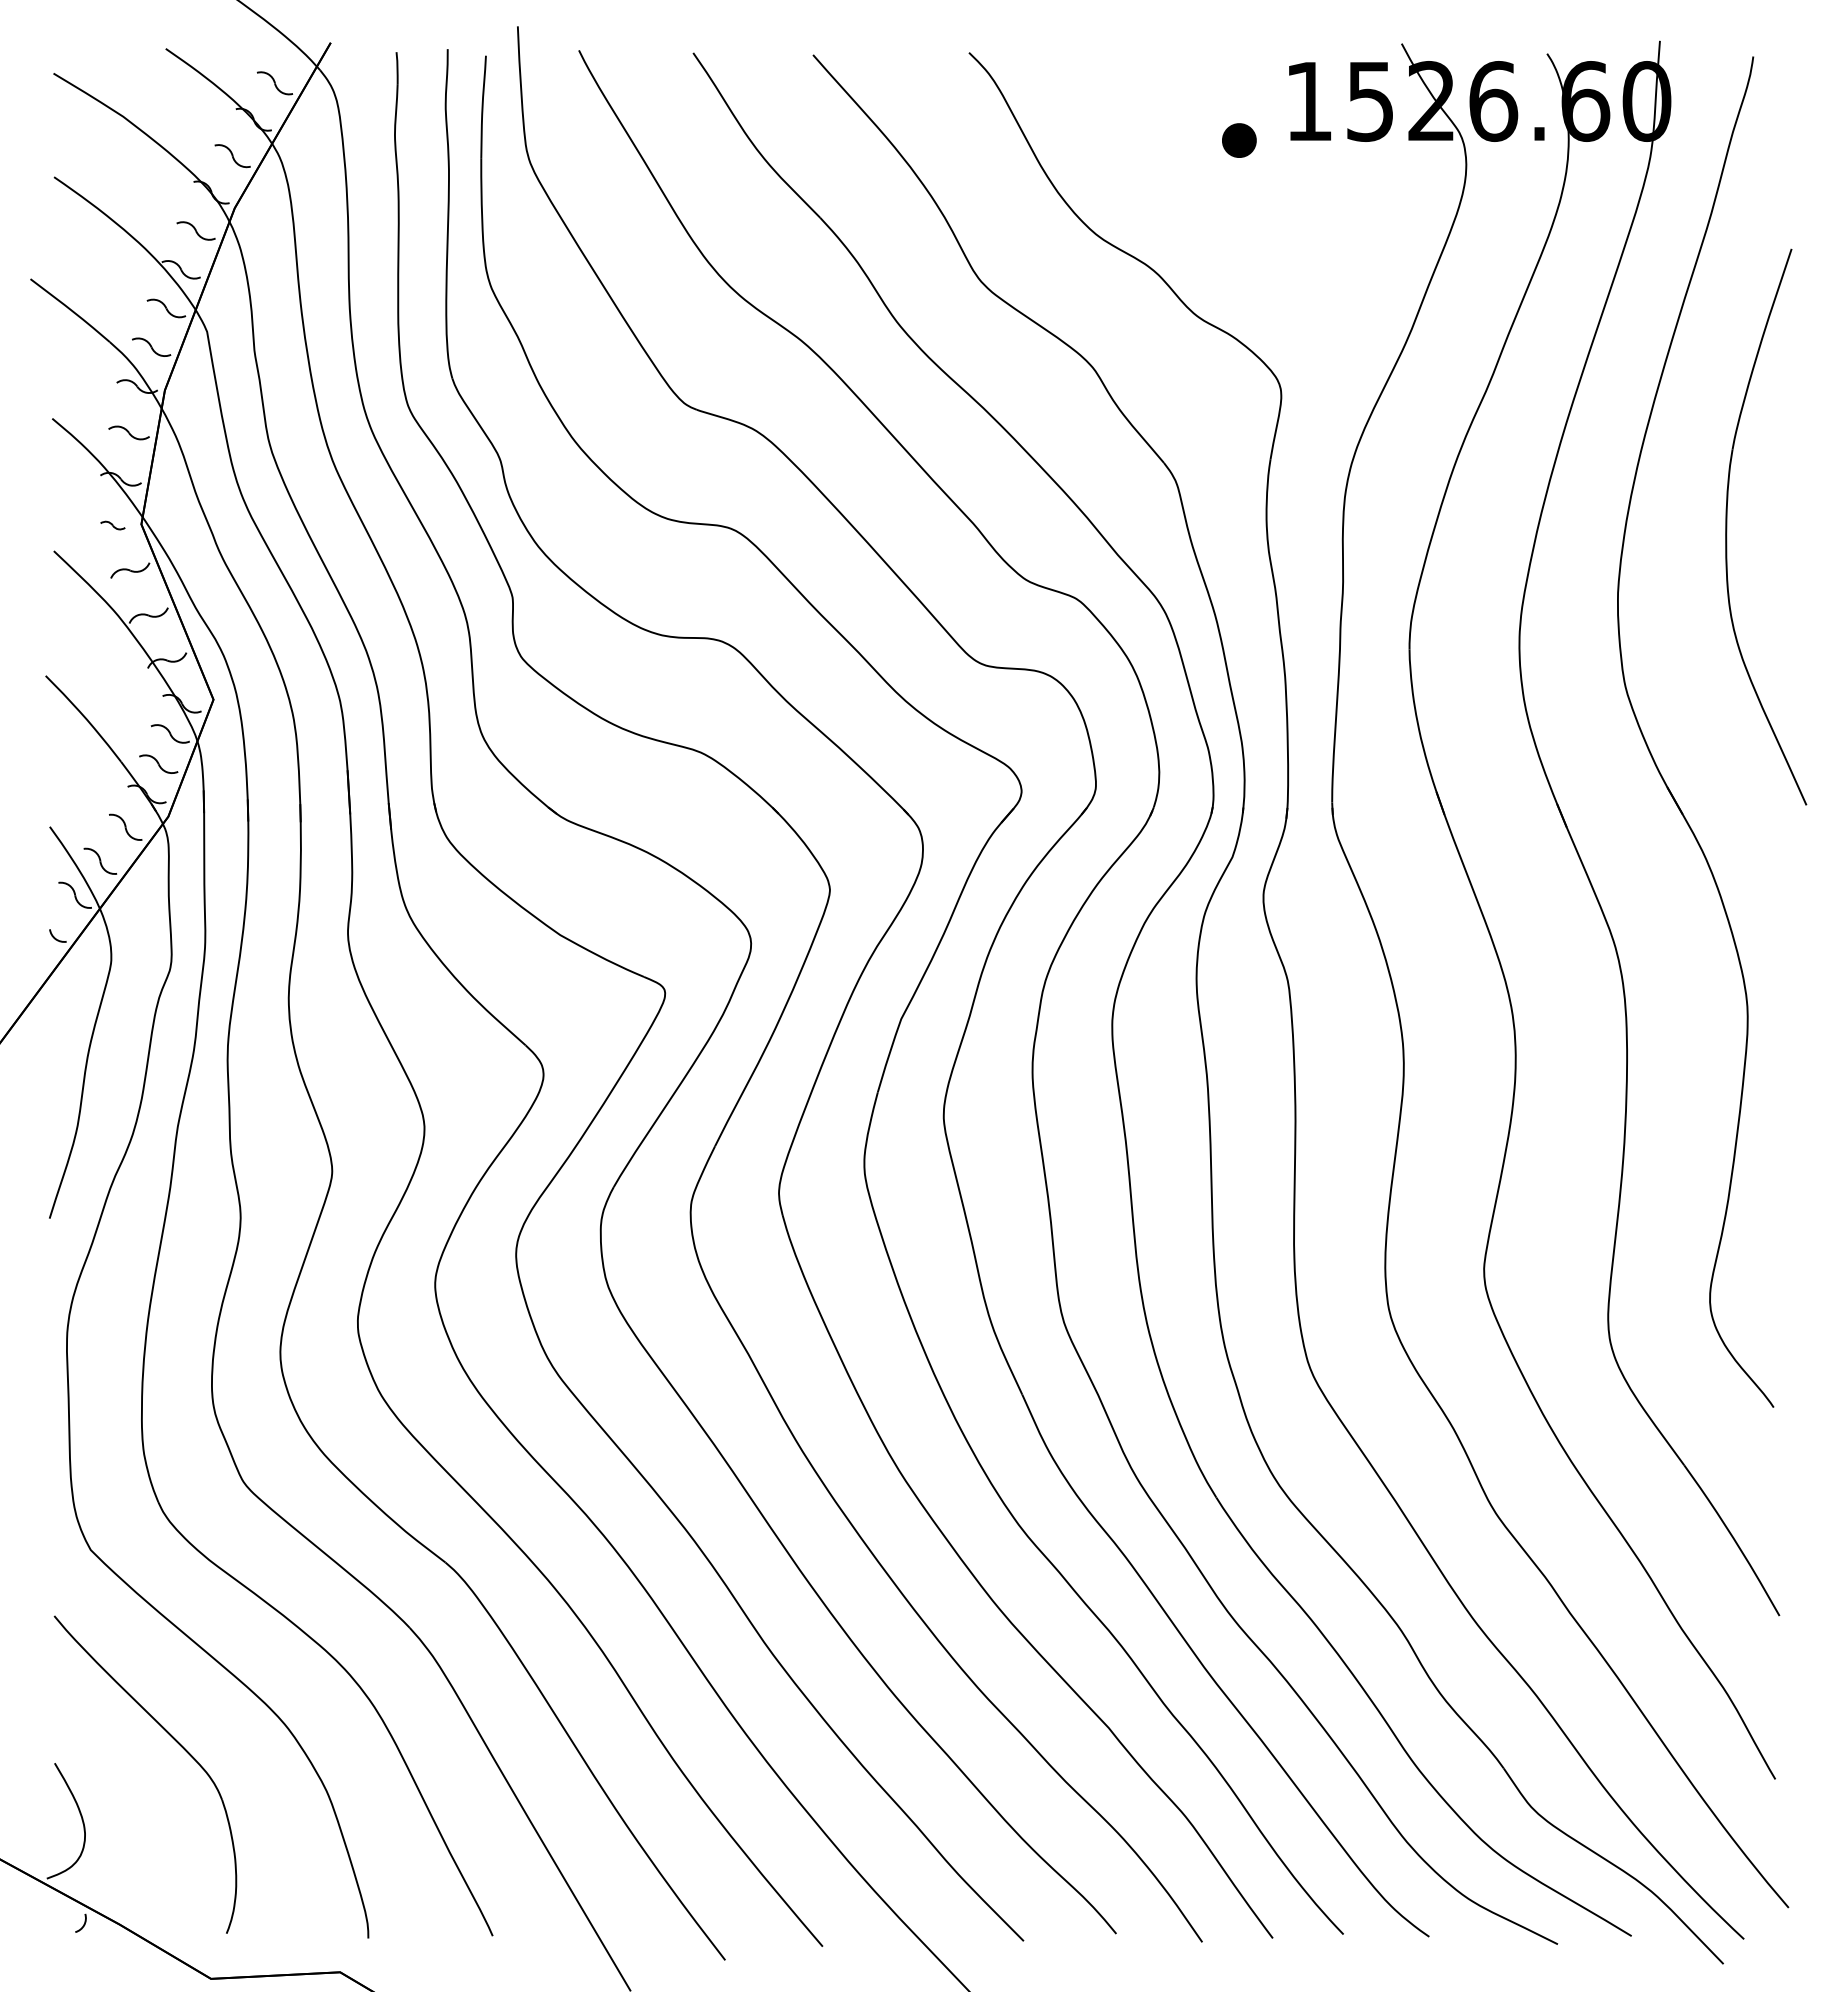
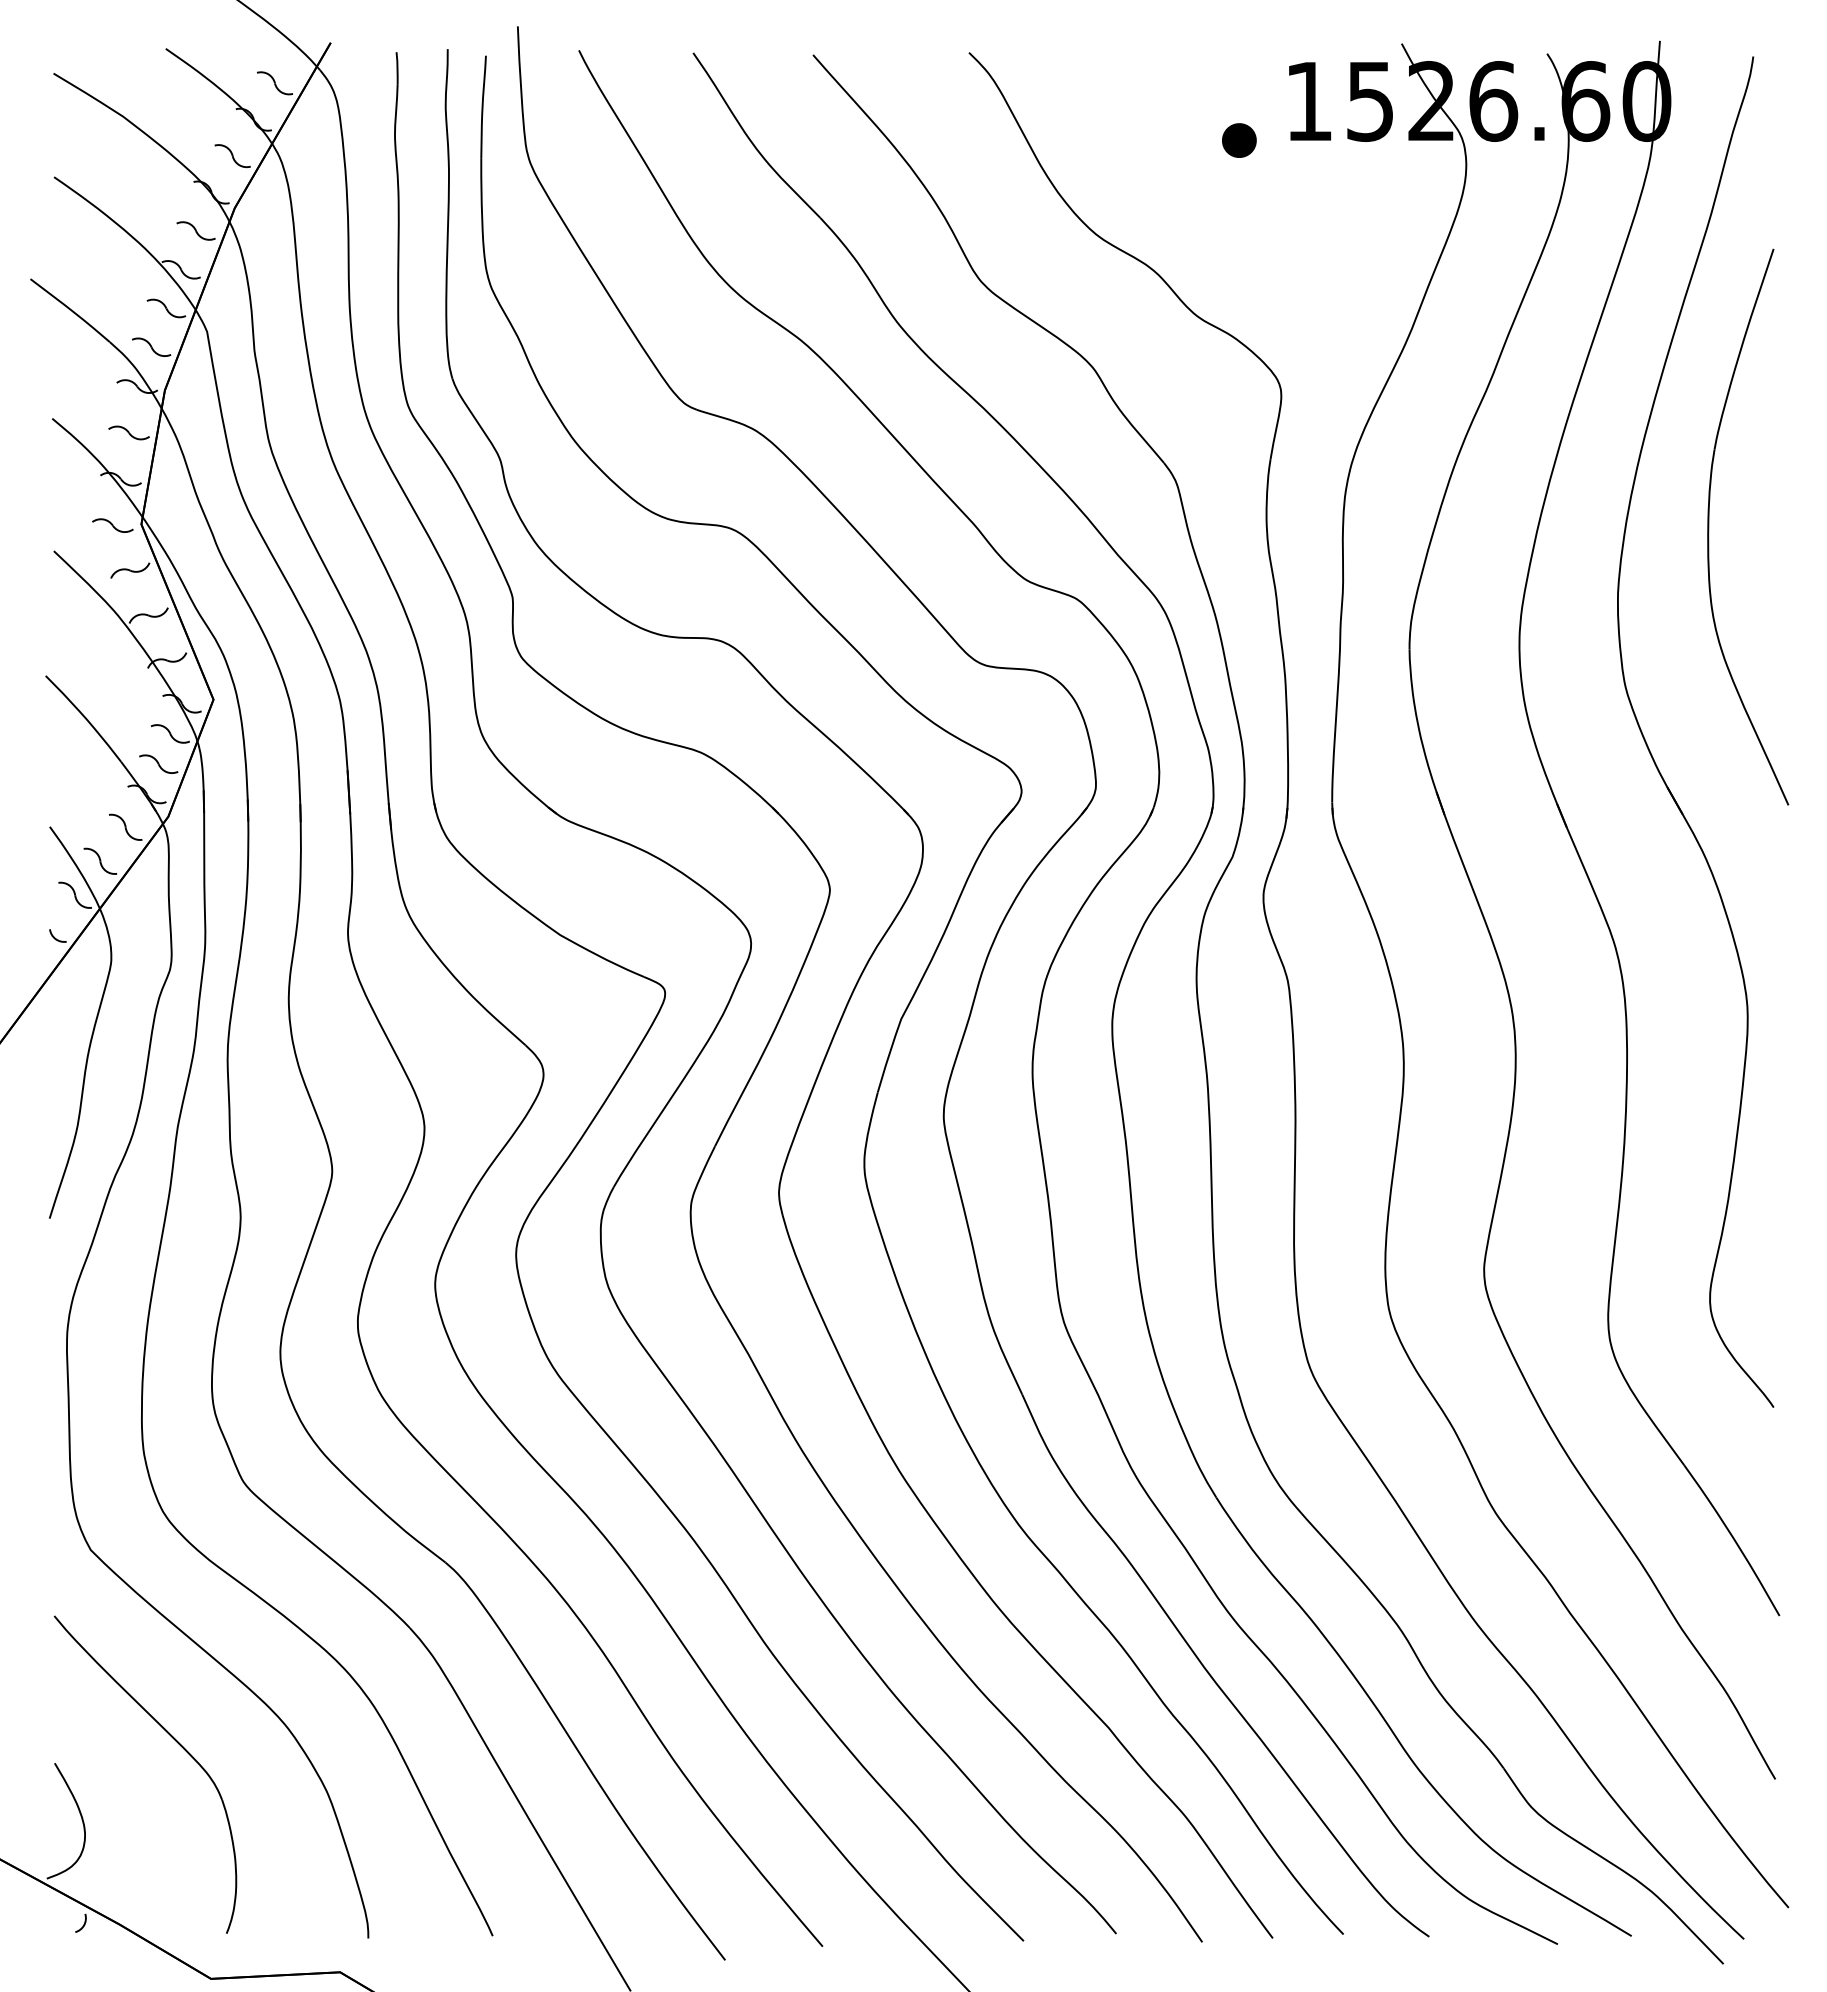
part size: 26x11 px -> 42x15 px (112, 525)
part position: (1727, 526) -> (1709, 526) (1709, 526)
